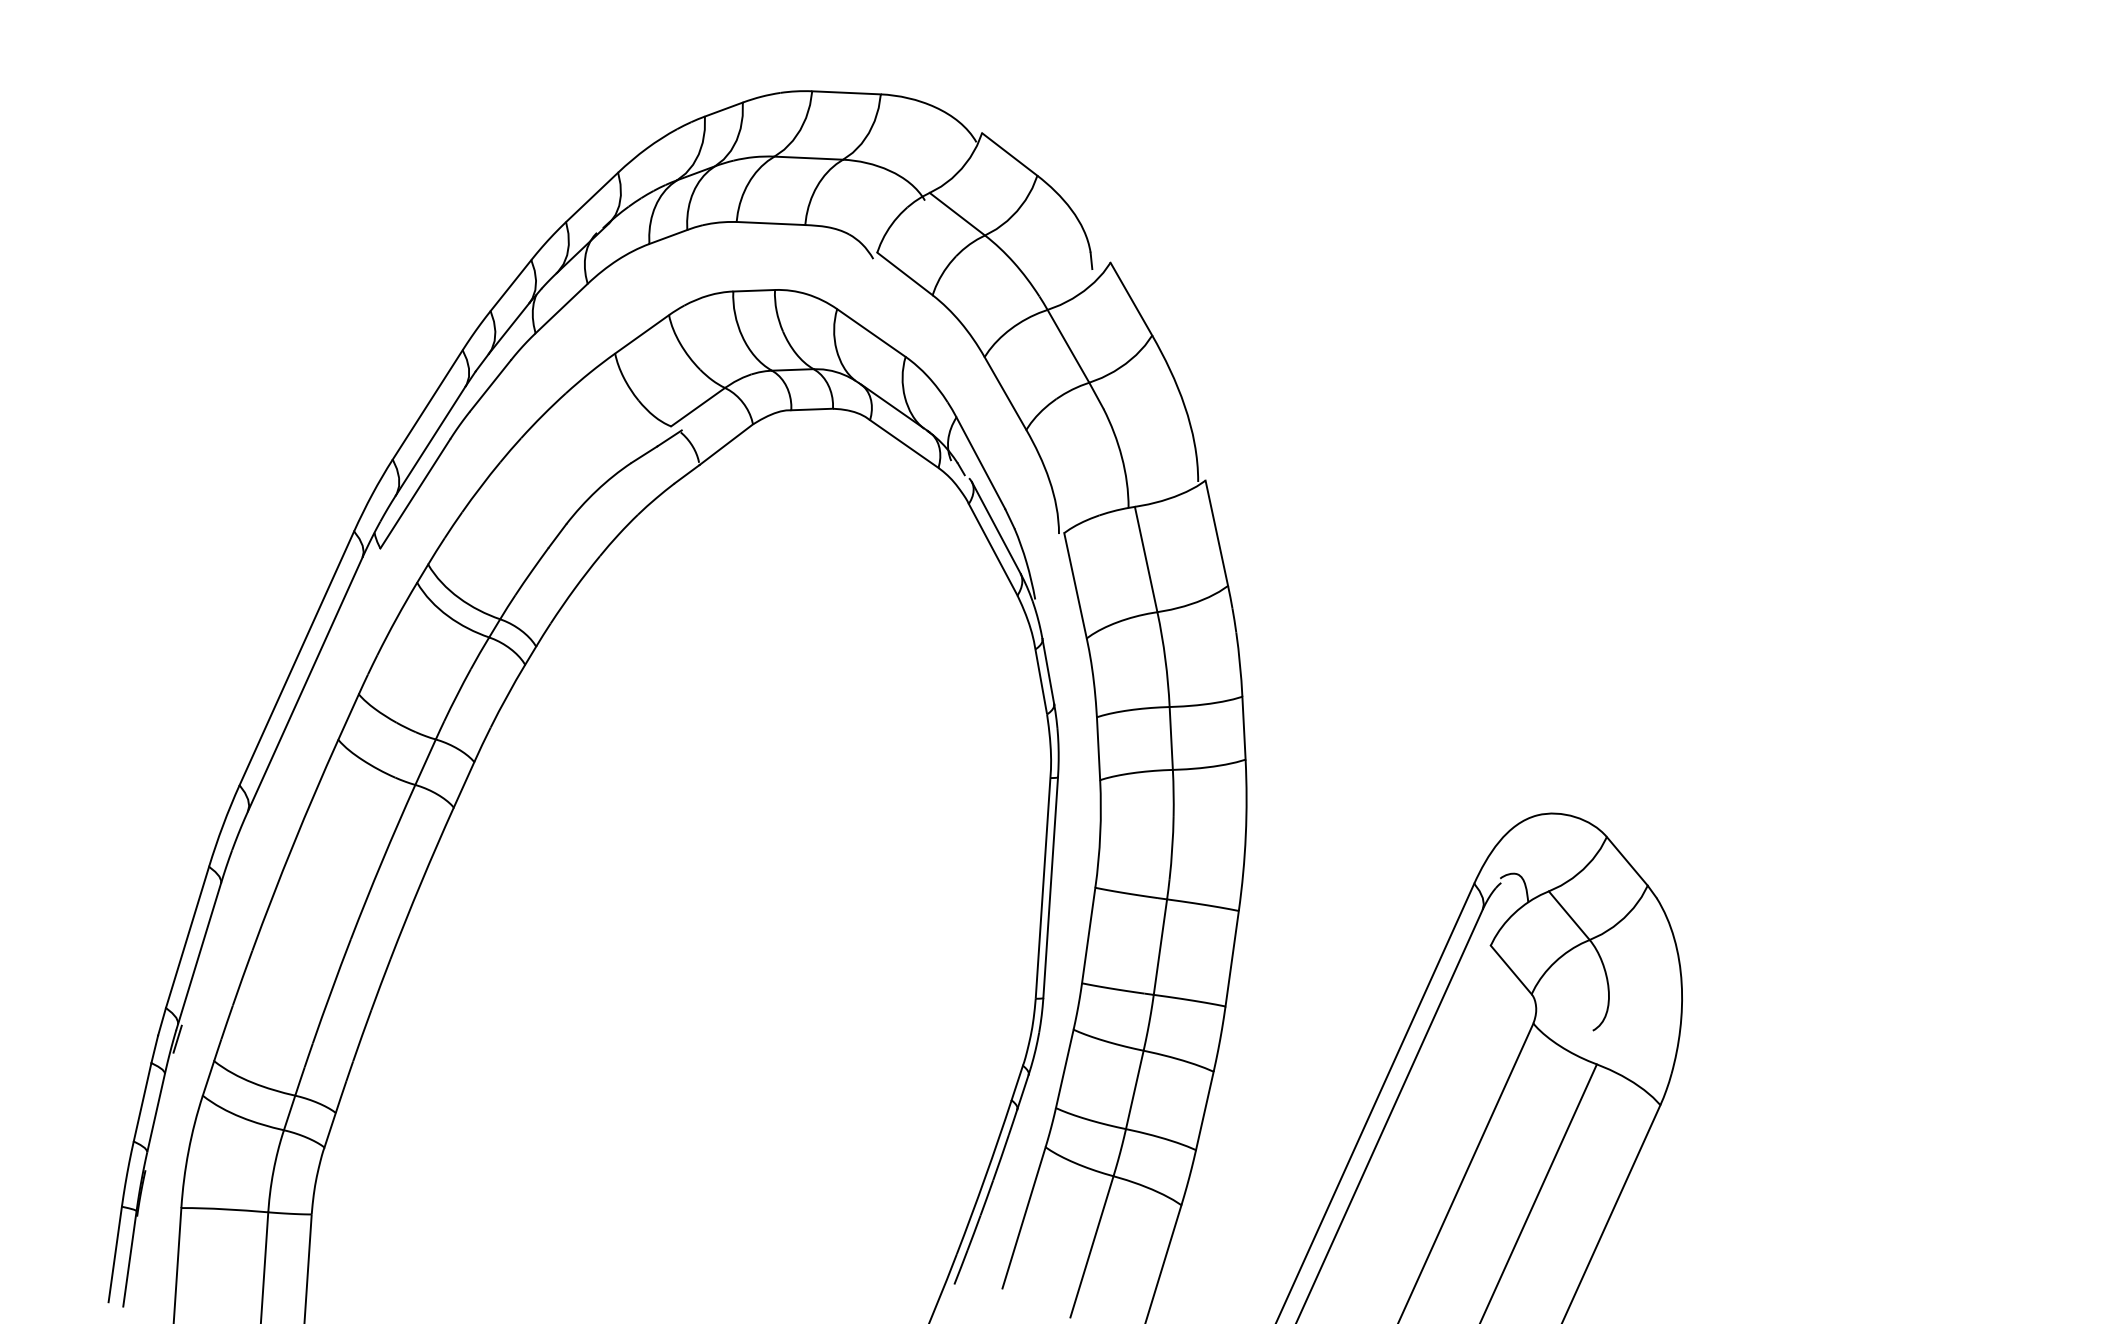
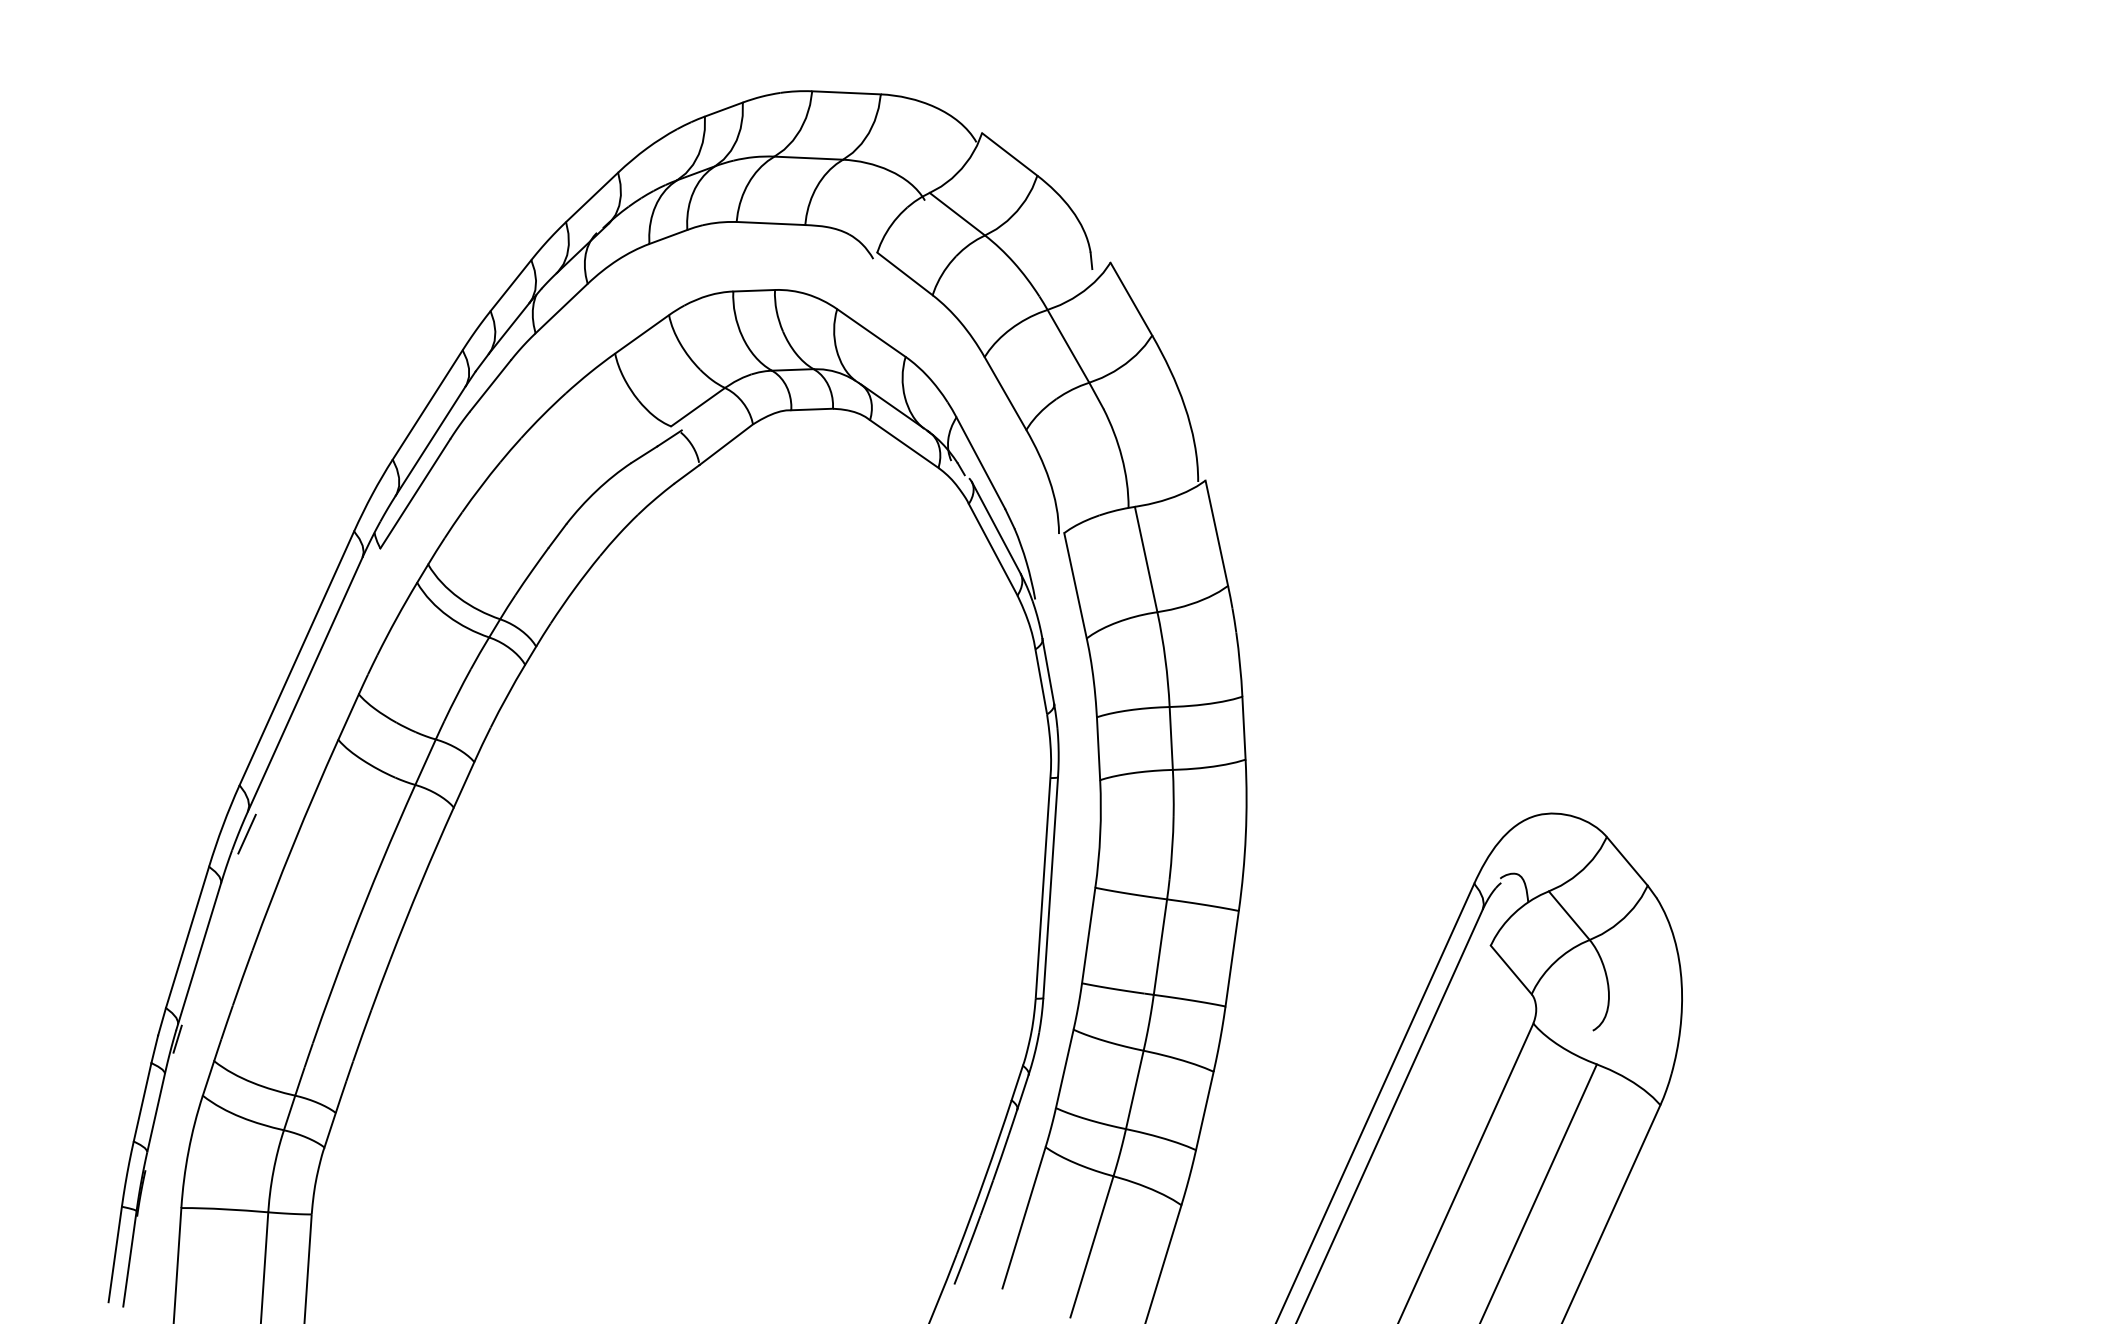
line: none -> present (246, 833)
